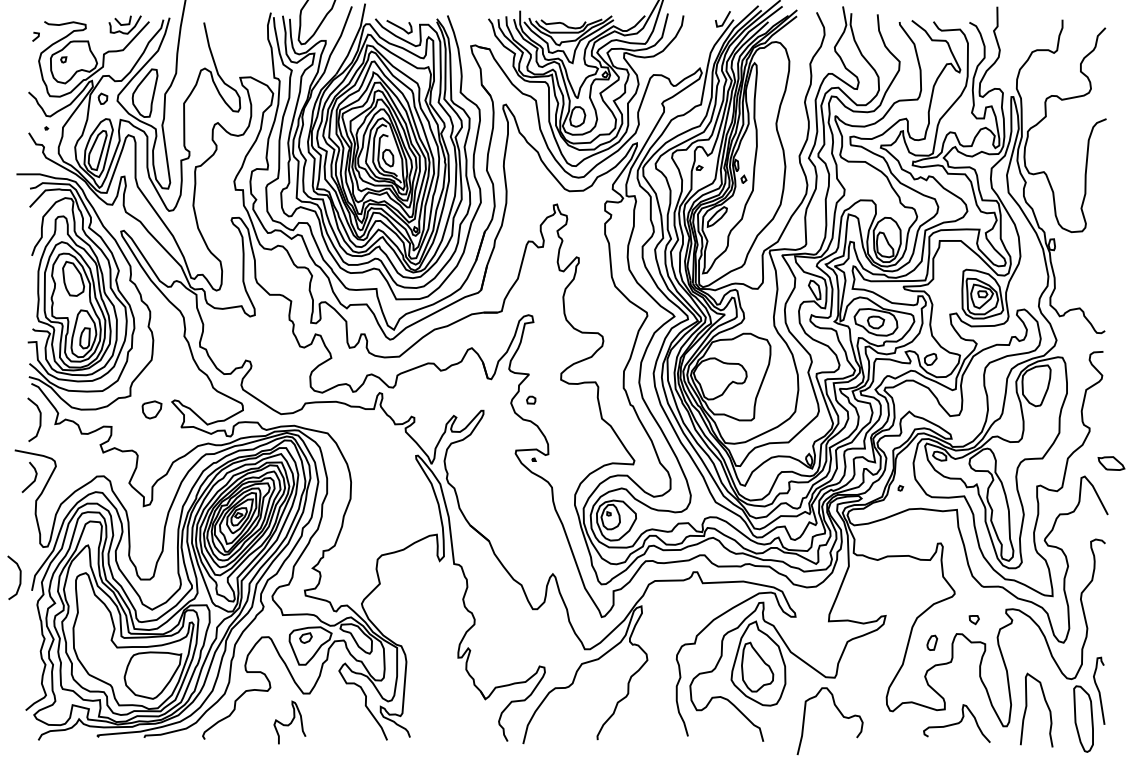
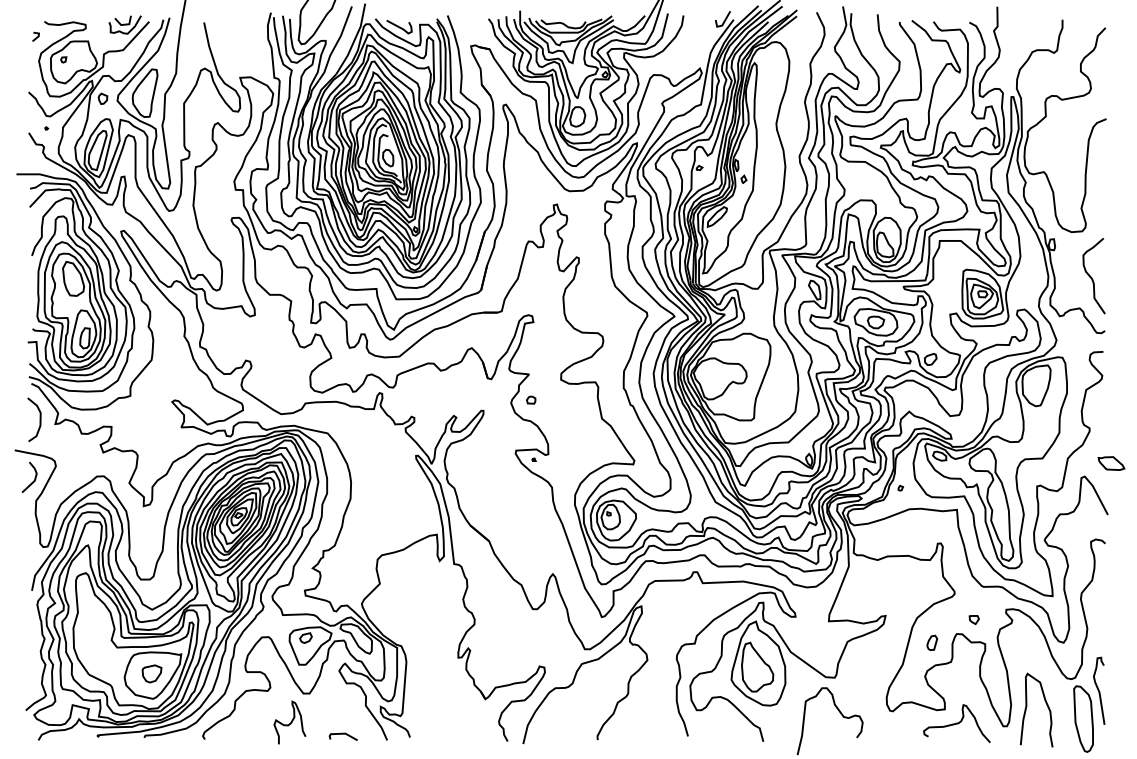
curve: none -> present (1092, 277)
part position: (151, 409) -> (151, 673) (151, 673)
curve: present -> none (19, 577)
line: none -> present (342, 734)
